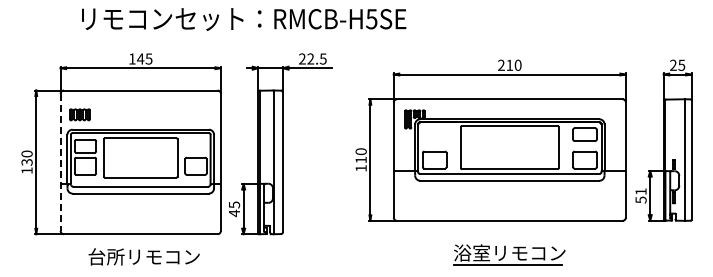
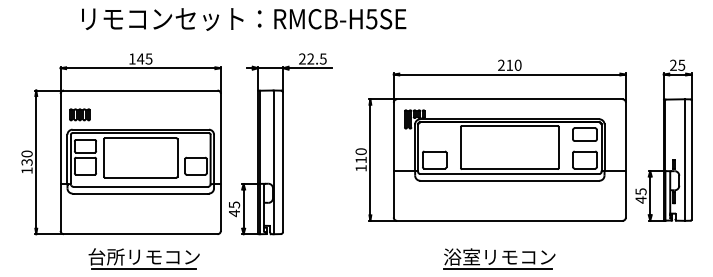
line: dashed -> solid (60, 162)
text: 51 -> 45 (640, 195)
part position: (509, 254) -> (499, 258) (499, 258)
line: none -> present (143, 268)
